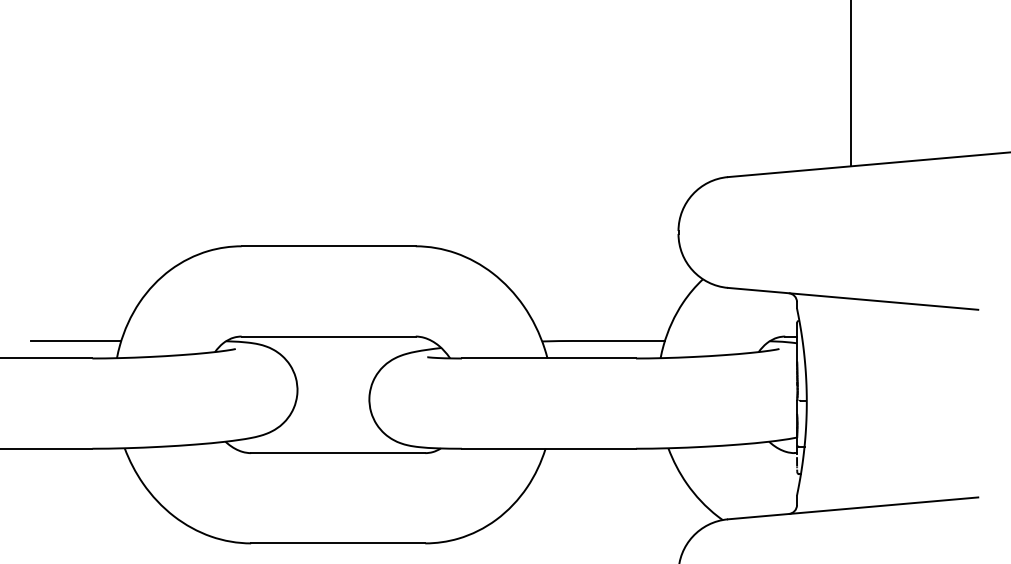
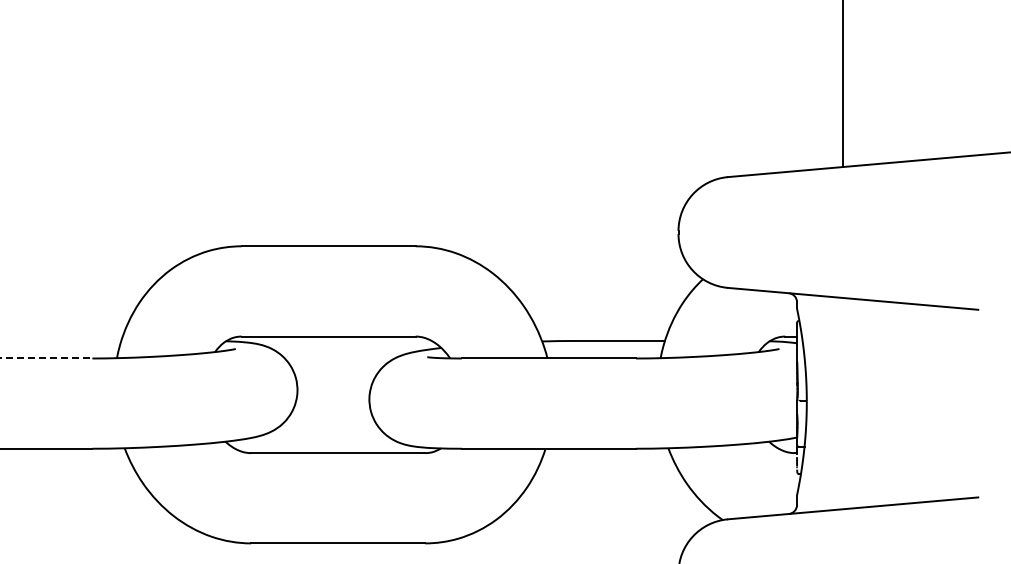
line position: (851, 84) -> (843, 84) (843, 84)
line: present -> none (75, 340)
line: solid -> dashed (46, 358)
